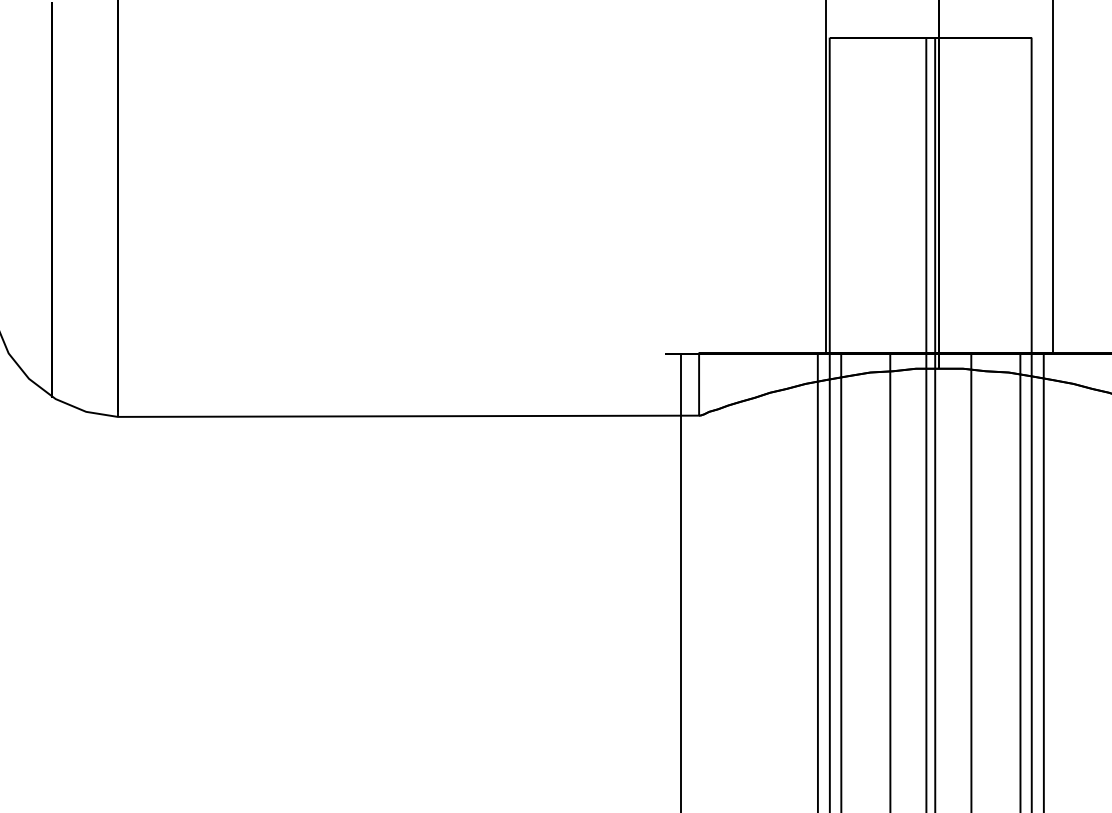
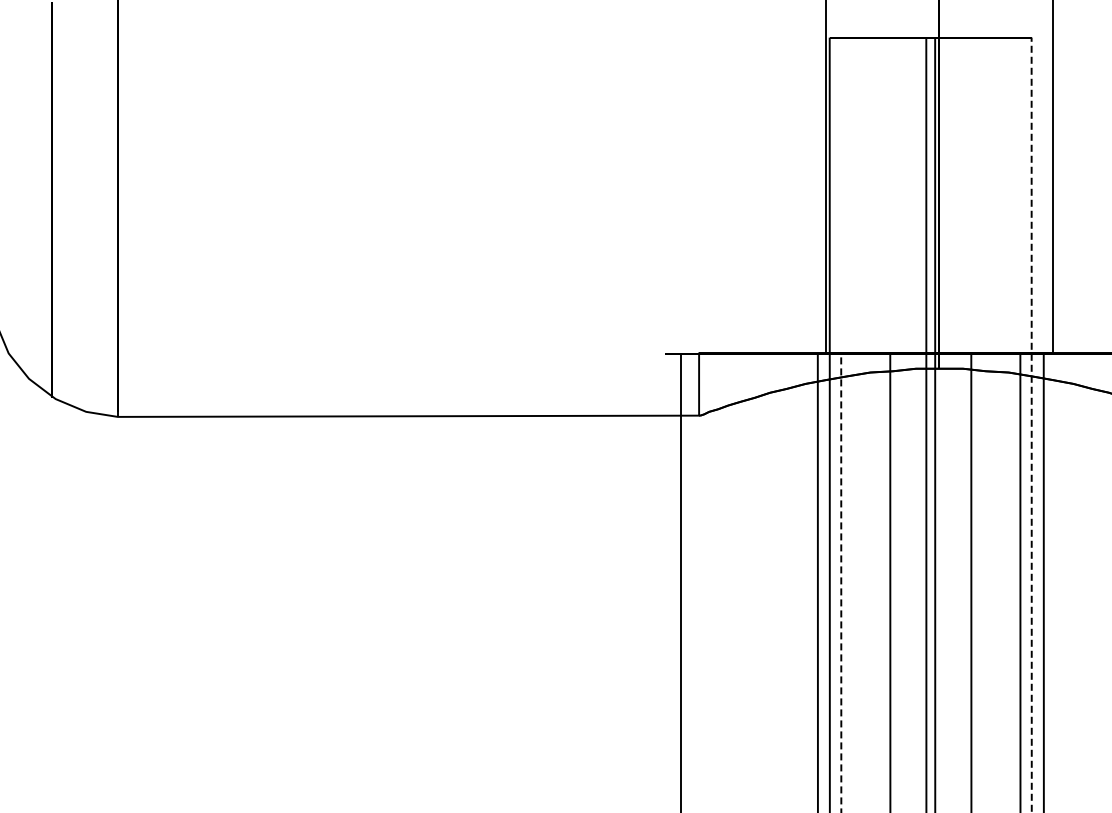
line: solid -> dashed (1031, 424)
line: solid -> dashed (841, 582)
